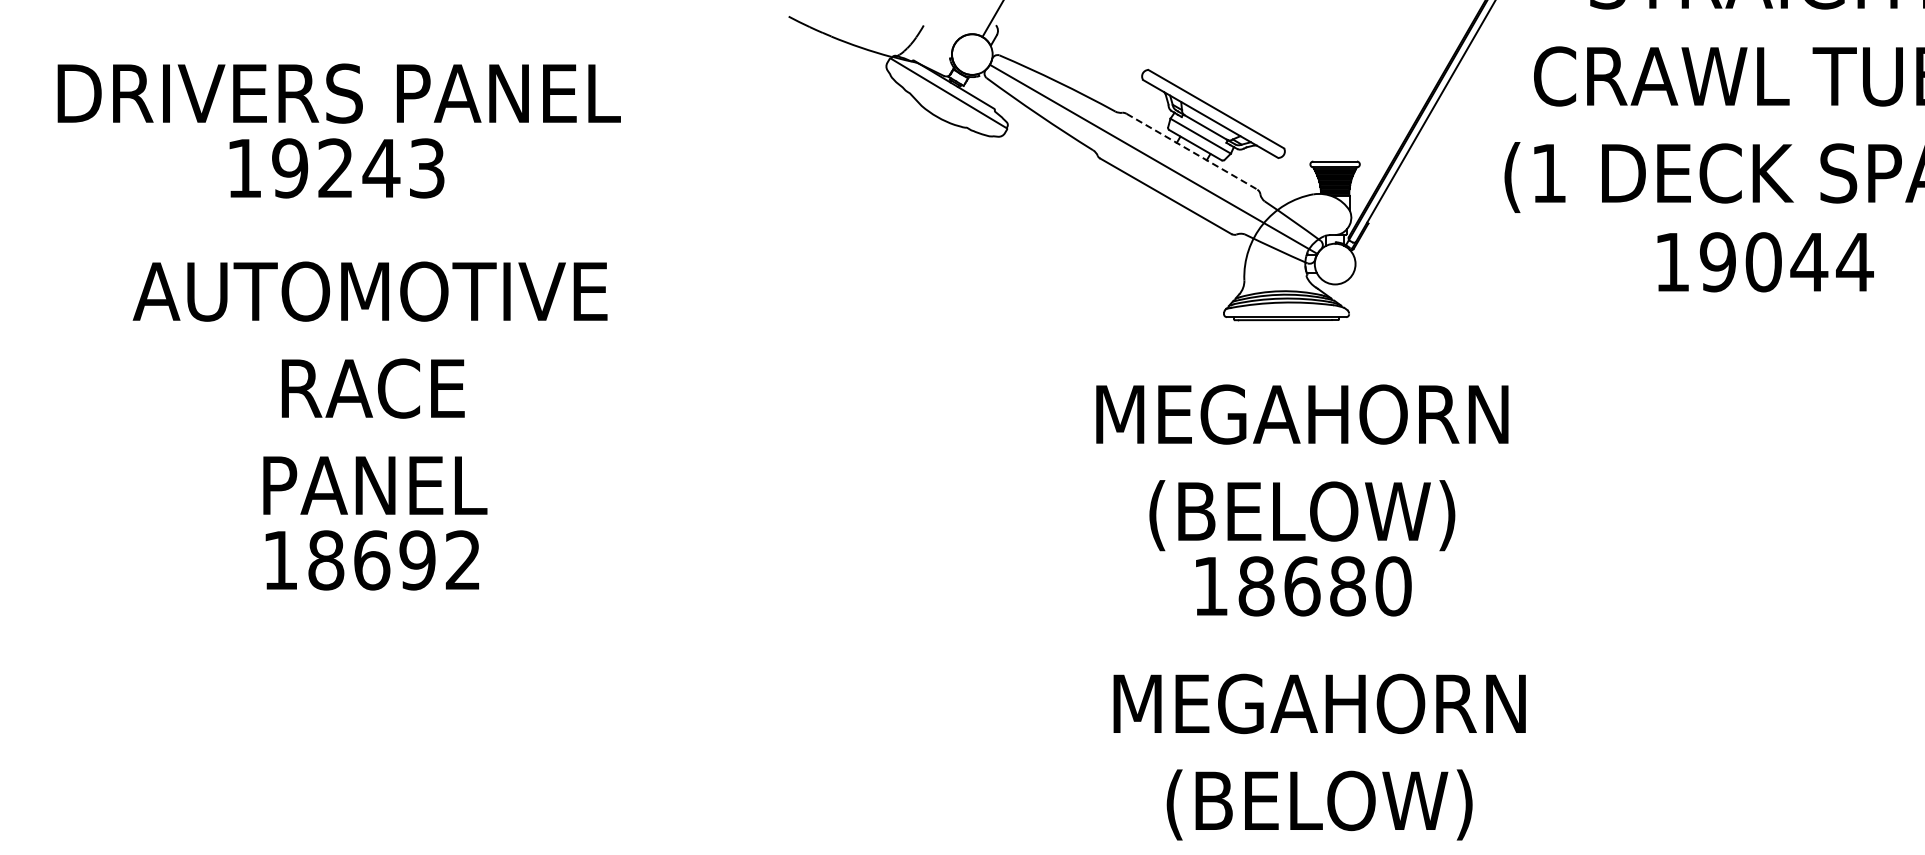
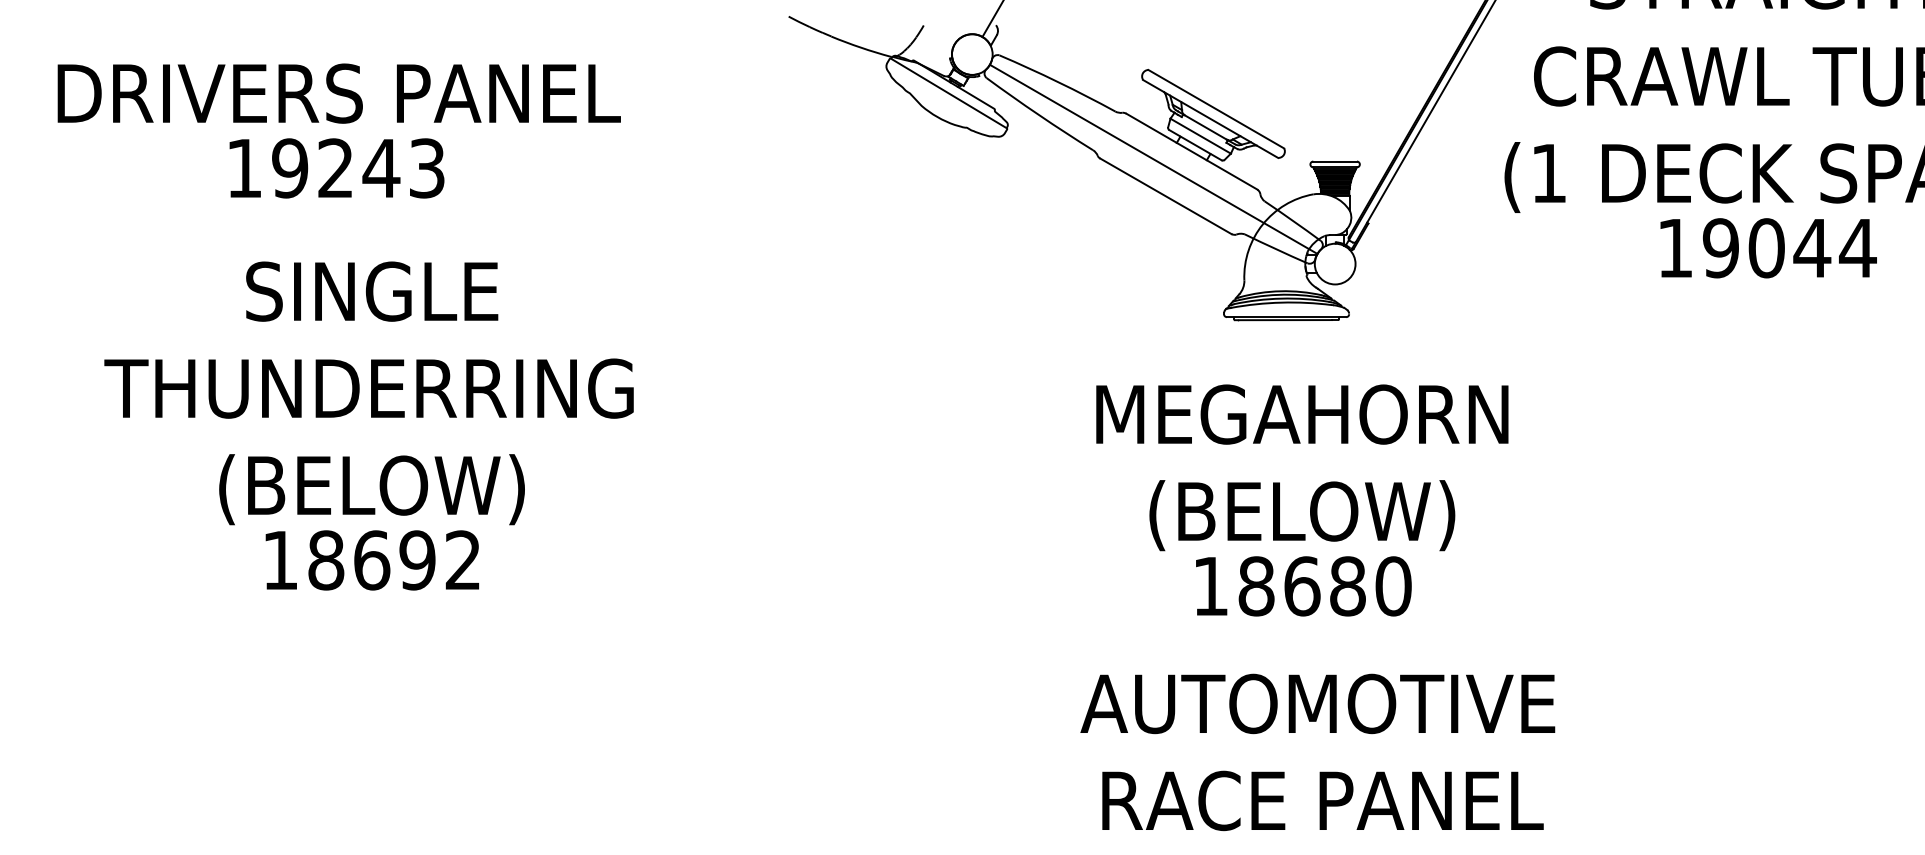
line: dashed -> solid (1192, 151)
text position: (1765, 262) -> (1768, 248) (1768, 248)
text: AUTOMOTIVE RACE PANEL -> SINGLE THUNDERRING (BELOW) (368, 393)
text: MEGAHORN (BELOW) -> AUTOMOTIVE RACE PANEL (1317, 756)
